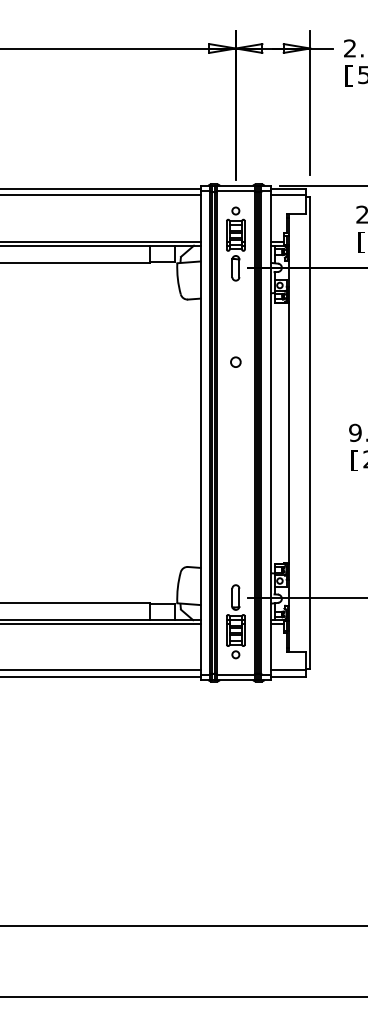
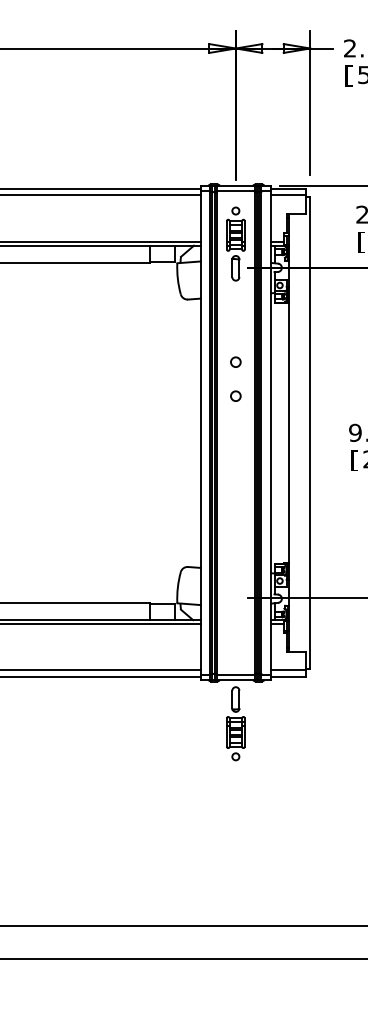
circle: none -> present (235, 395)
part position: (235, 621) -> (235, 723) (235, 723)
line position: (183, 997) -> (183, 959) (183, 959)
